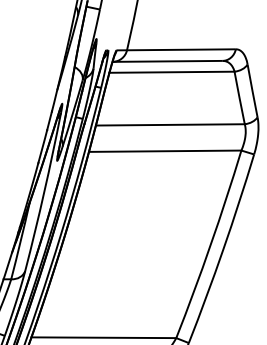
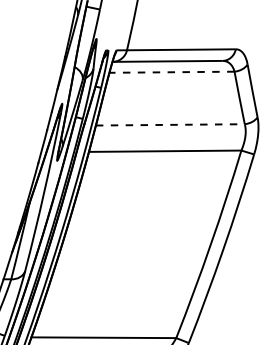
line: solid -> dashed (171, 72)
line: solid -> dashed (170, 124)
